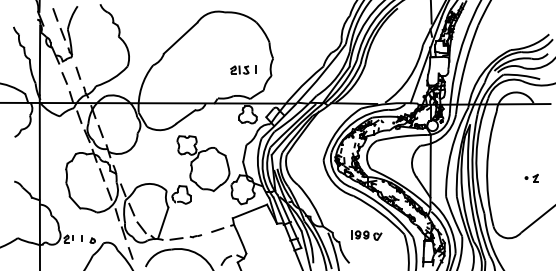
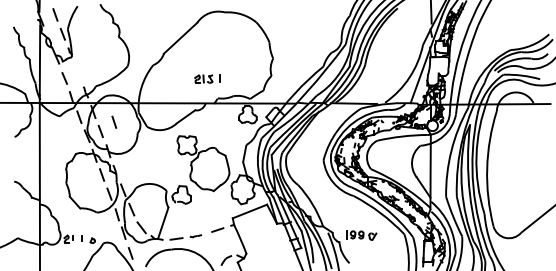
part position: (243, 69) -> (207, 78) (207, 78)
line position: (78, 72) -> (114, 121) (114, 121)
part: present -> none (531, 177)
part position: (366, 235) -> (361, 235) (361, 235)
